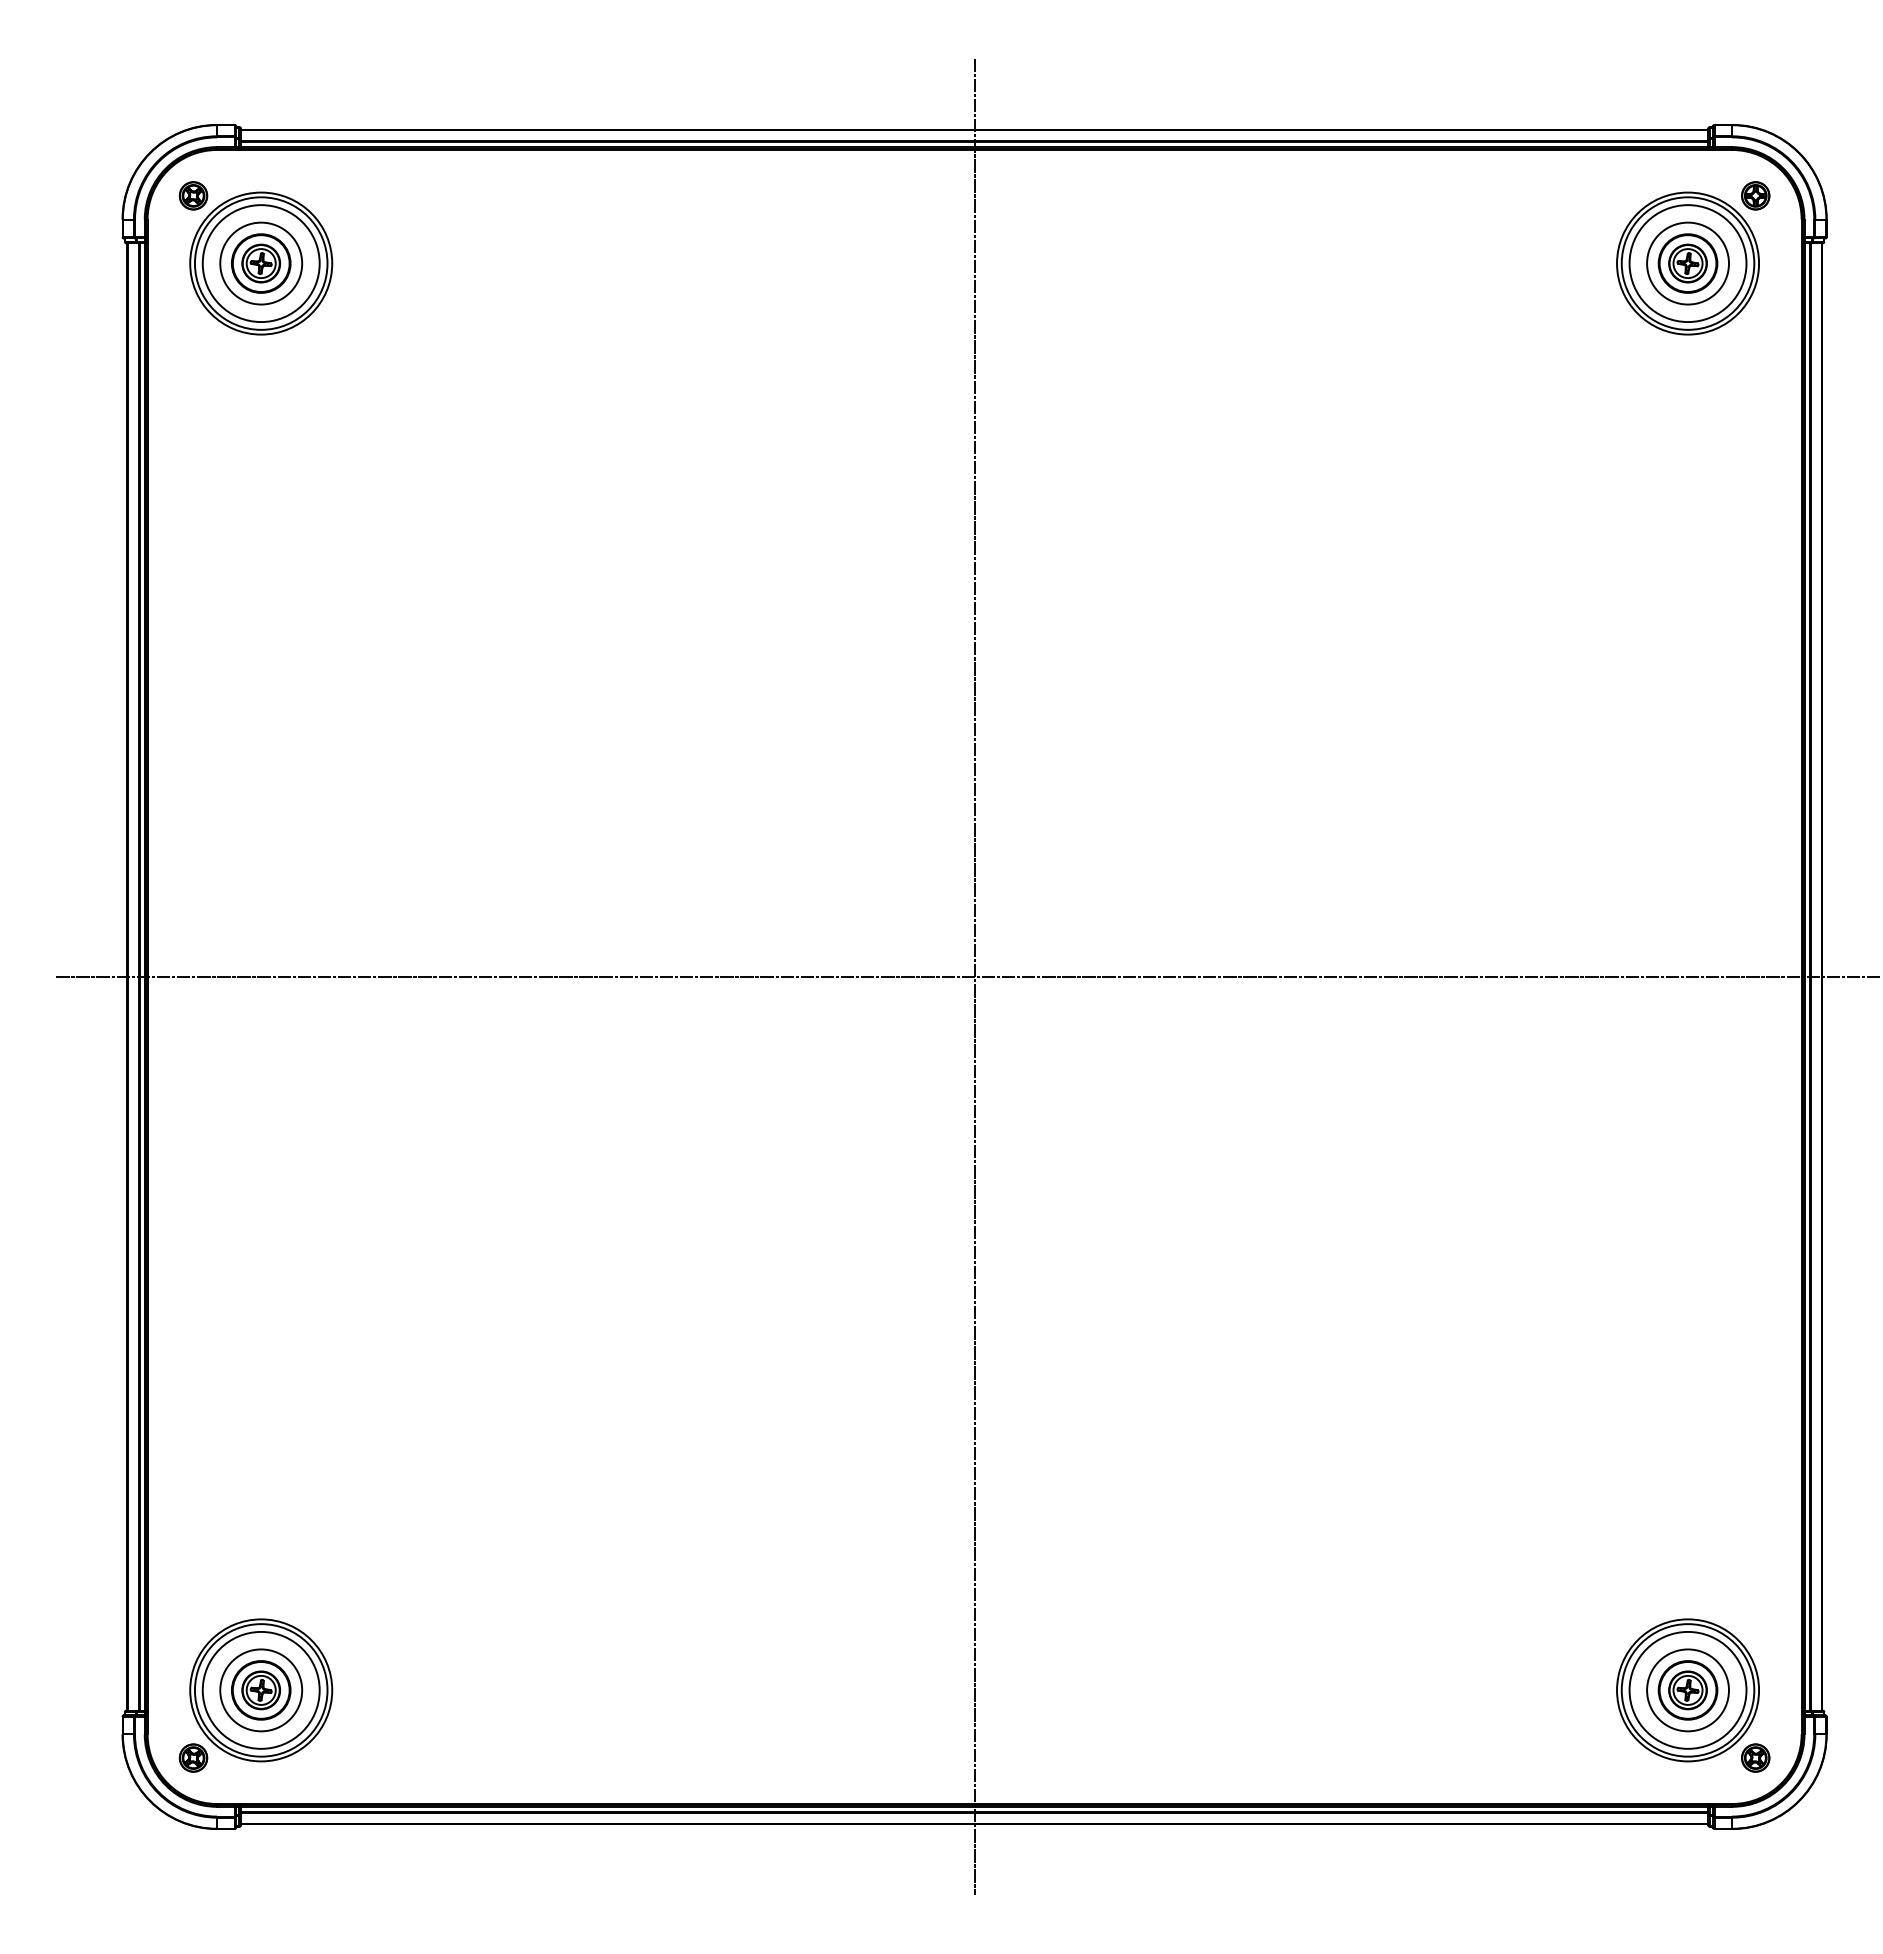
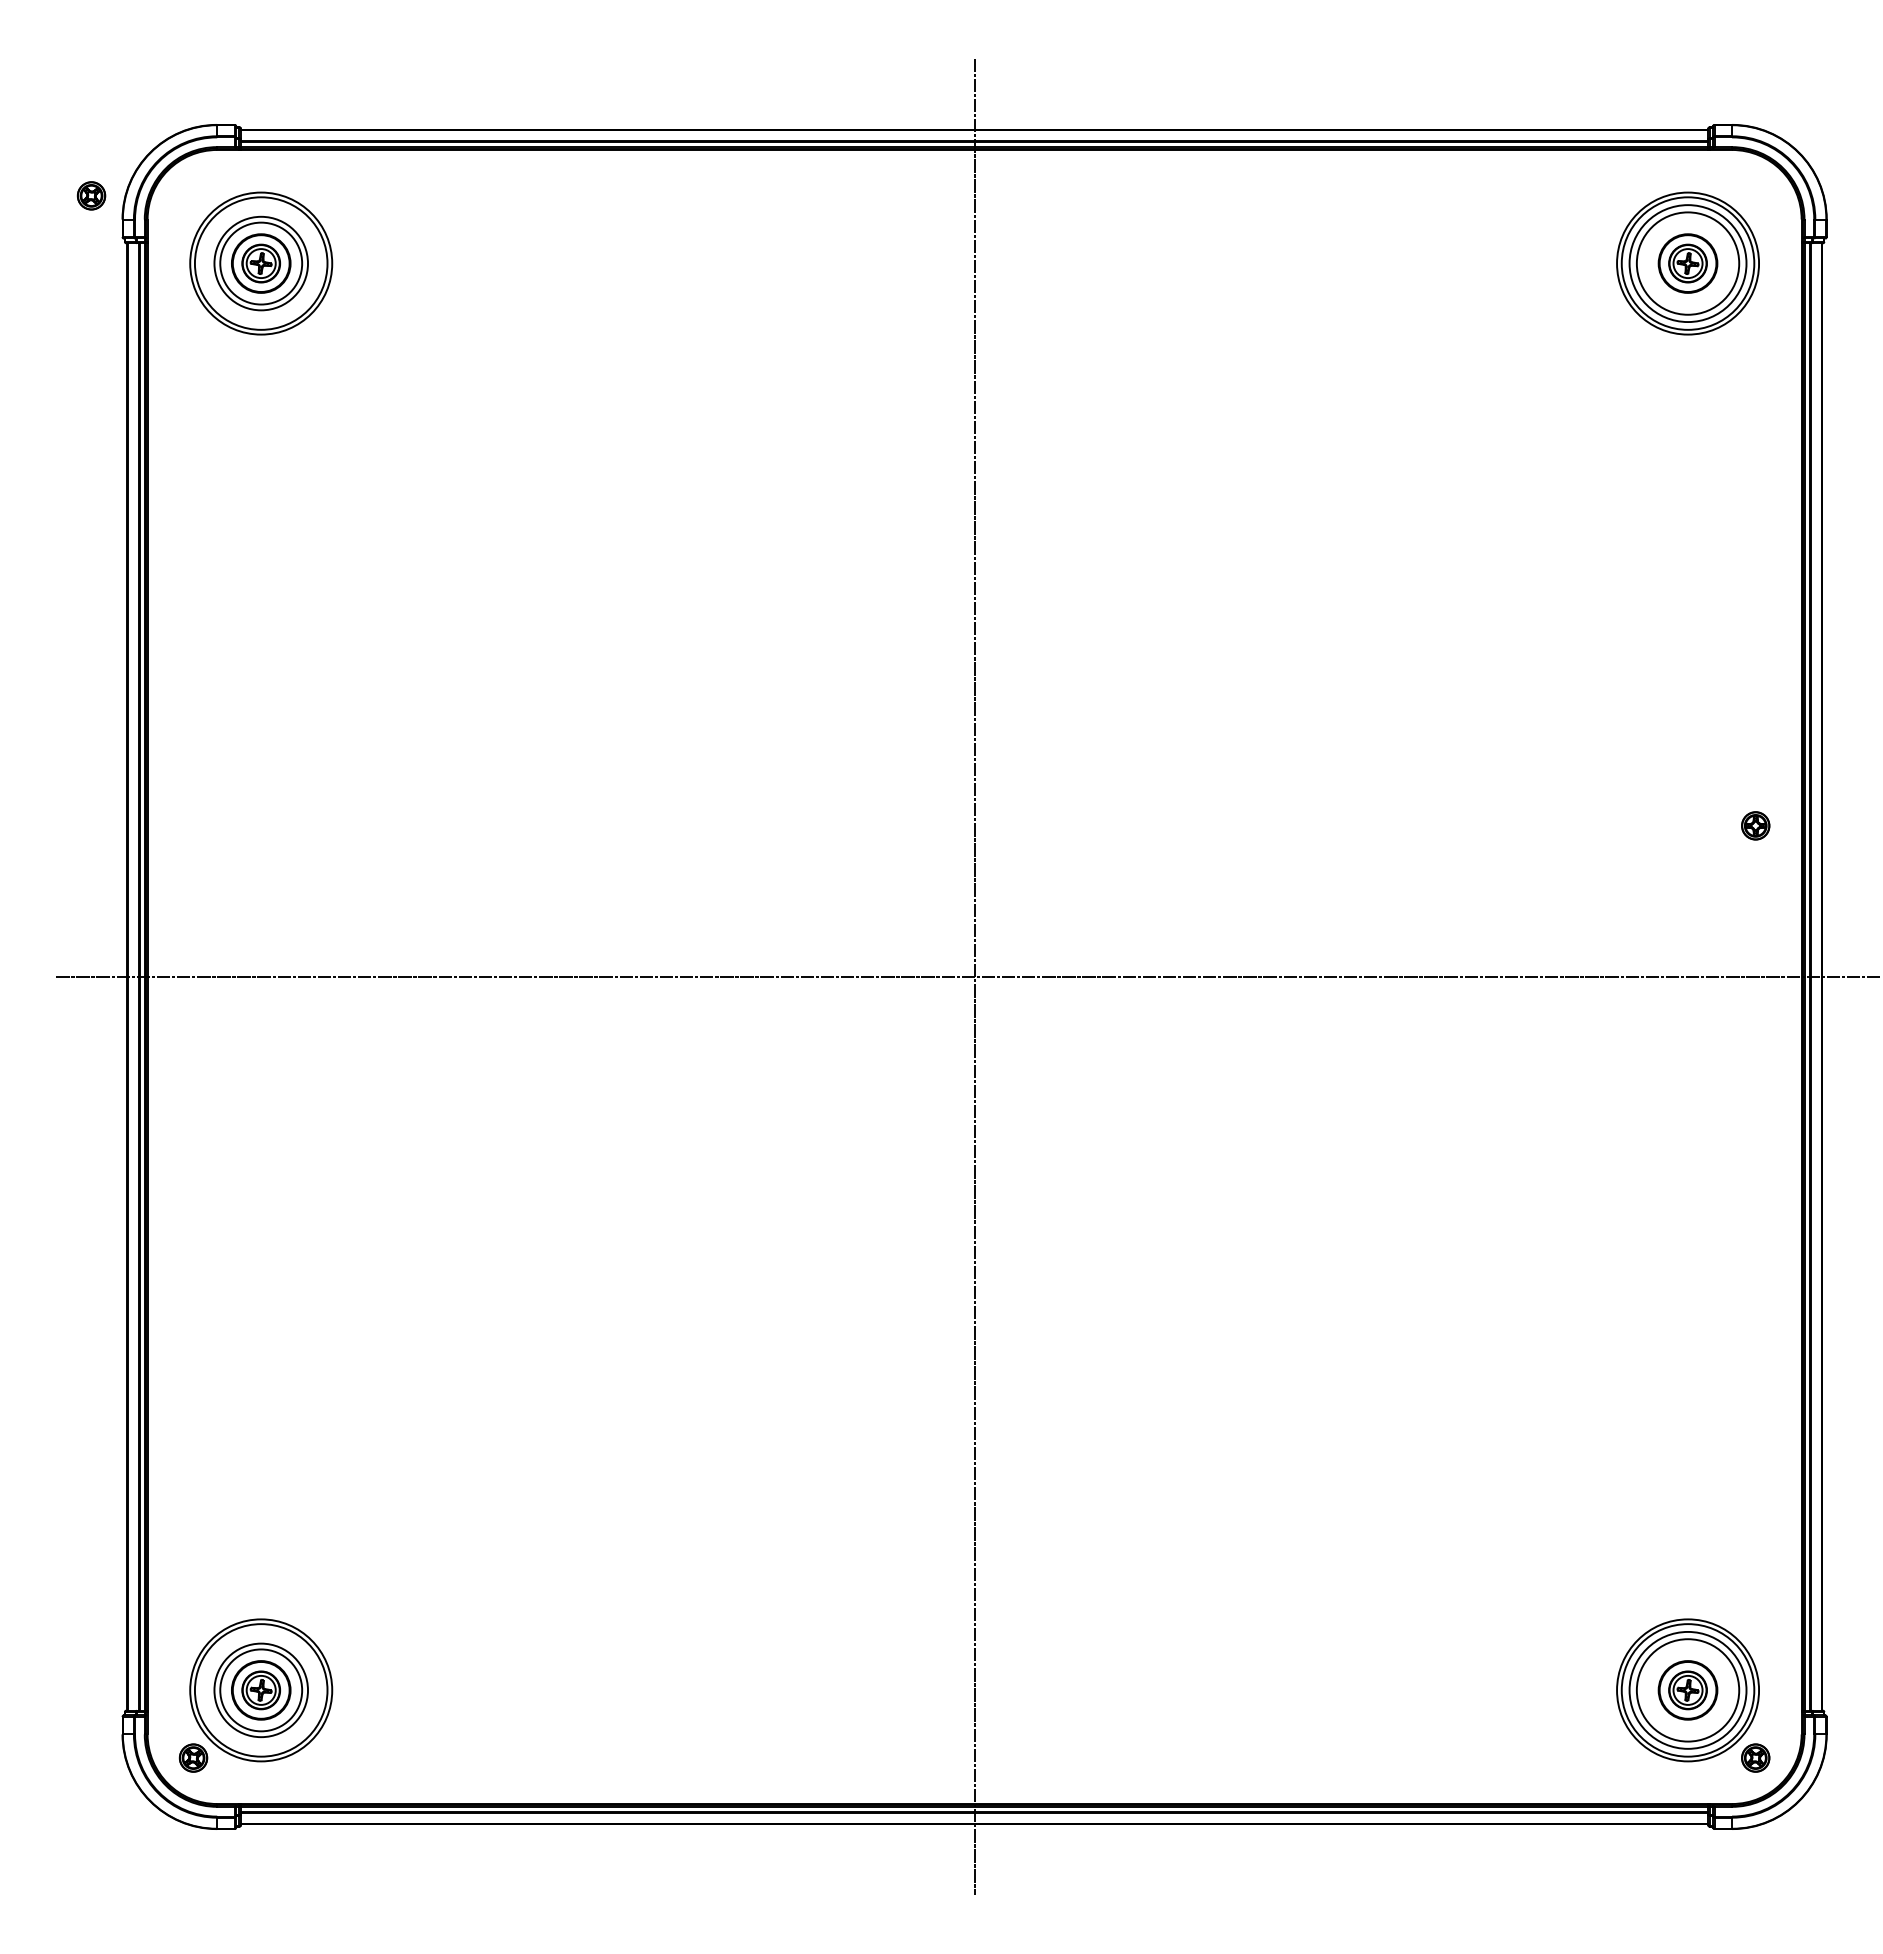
part position: (193, 195) -> (91, 195) (91, 195)
part position: (1755, 195) -> (1755, 825) (1755, 825)
circle diameter: 117 px -> 94 px (261, 263)
circle diameter: 82 px -> 102 px (1687, 263)
circle diameter: 117 px -> 94 px (261, 1690)
circle diameter: 82 px -> 102 px (1687, 1690)
